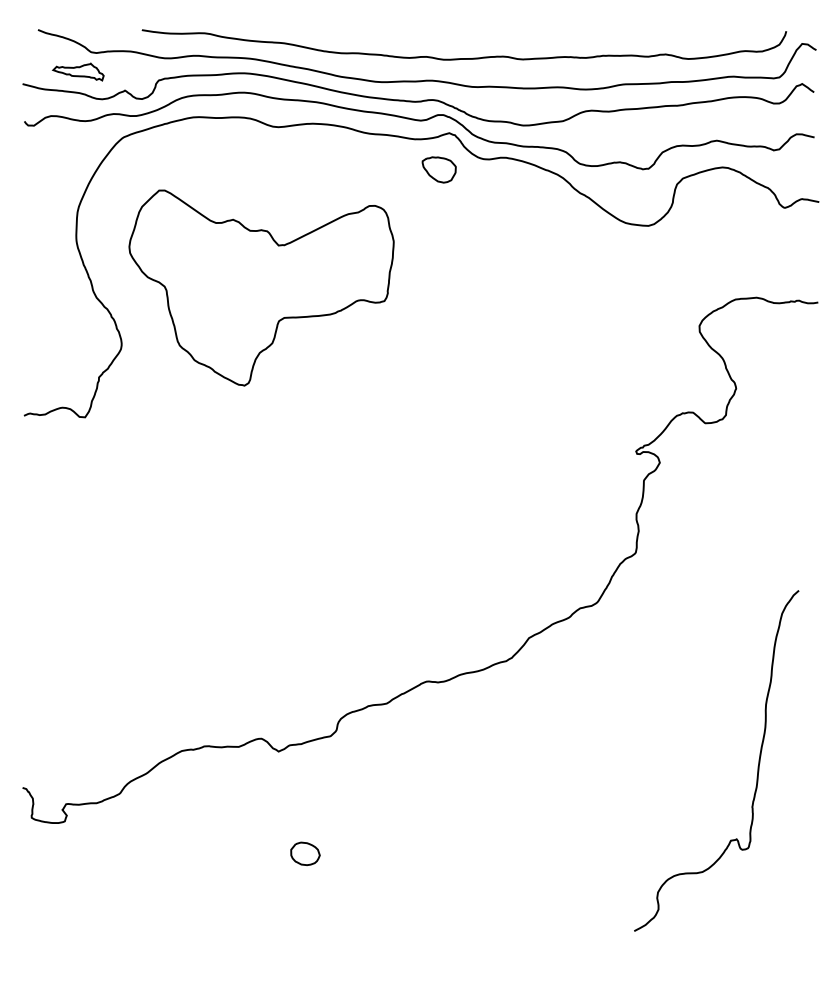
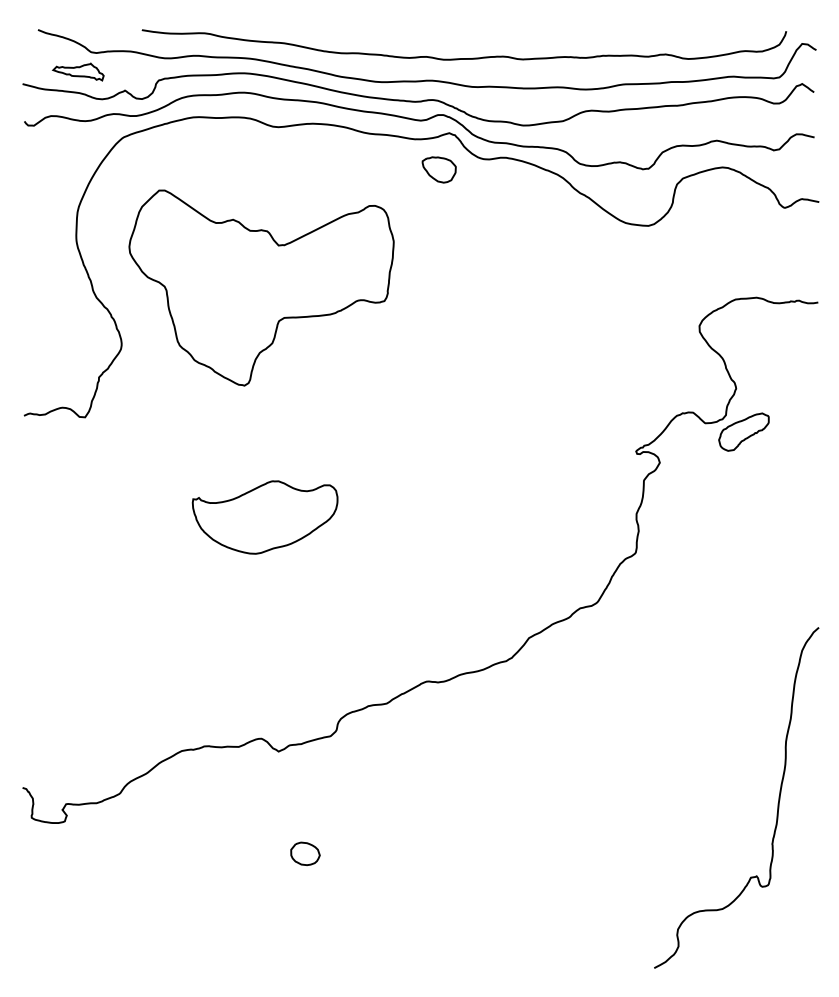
part: none -> present (743, 431)
part: none -> present (264, 517)
curve position: (757, 766) -> (777, 803) (777, 803)
